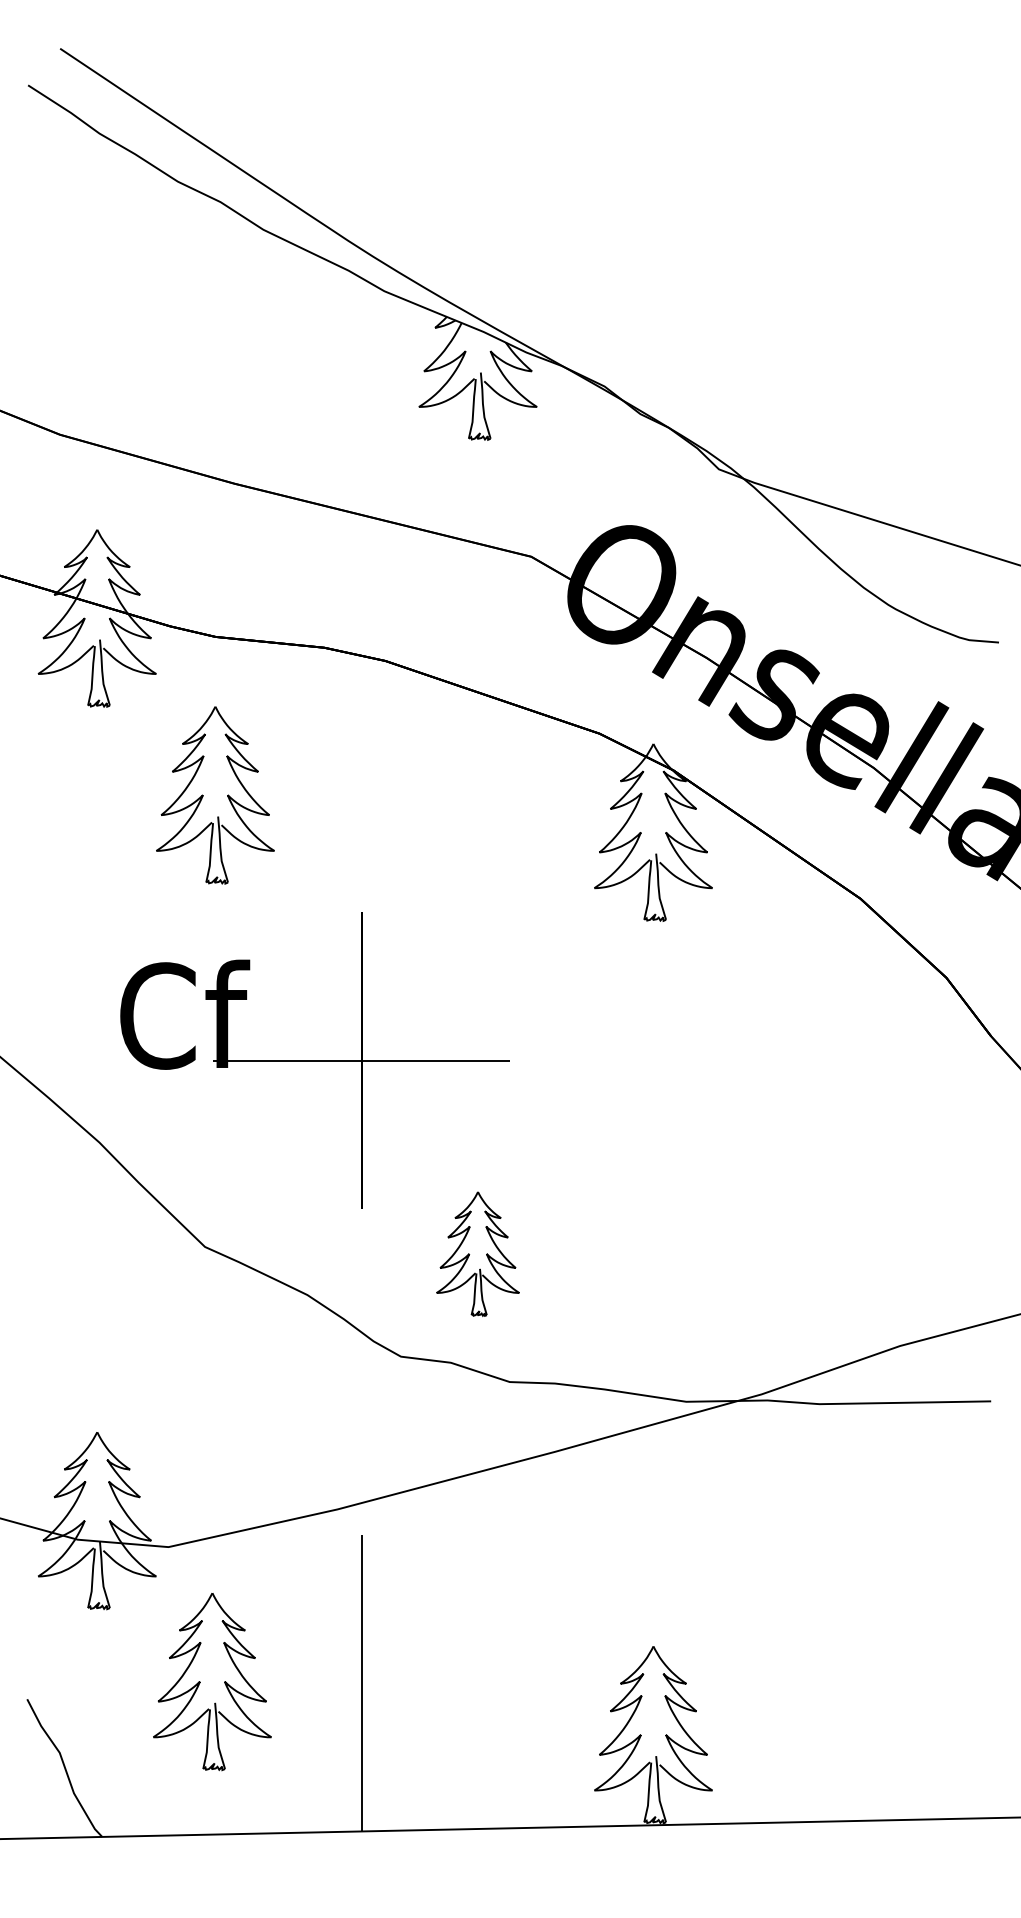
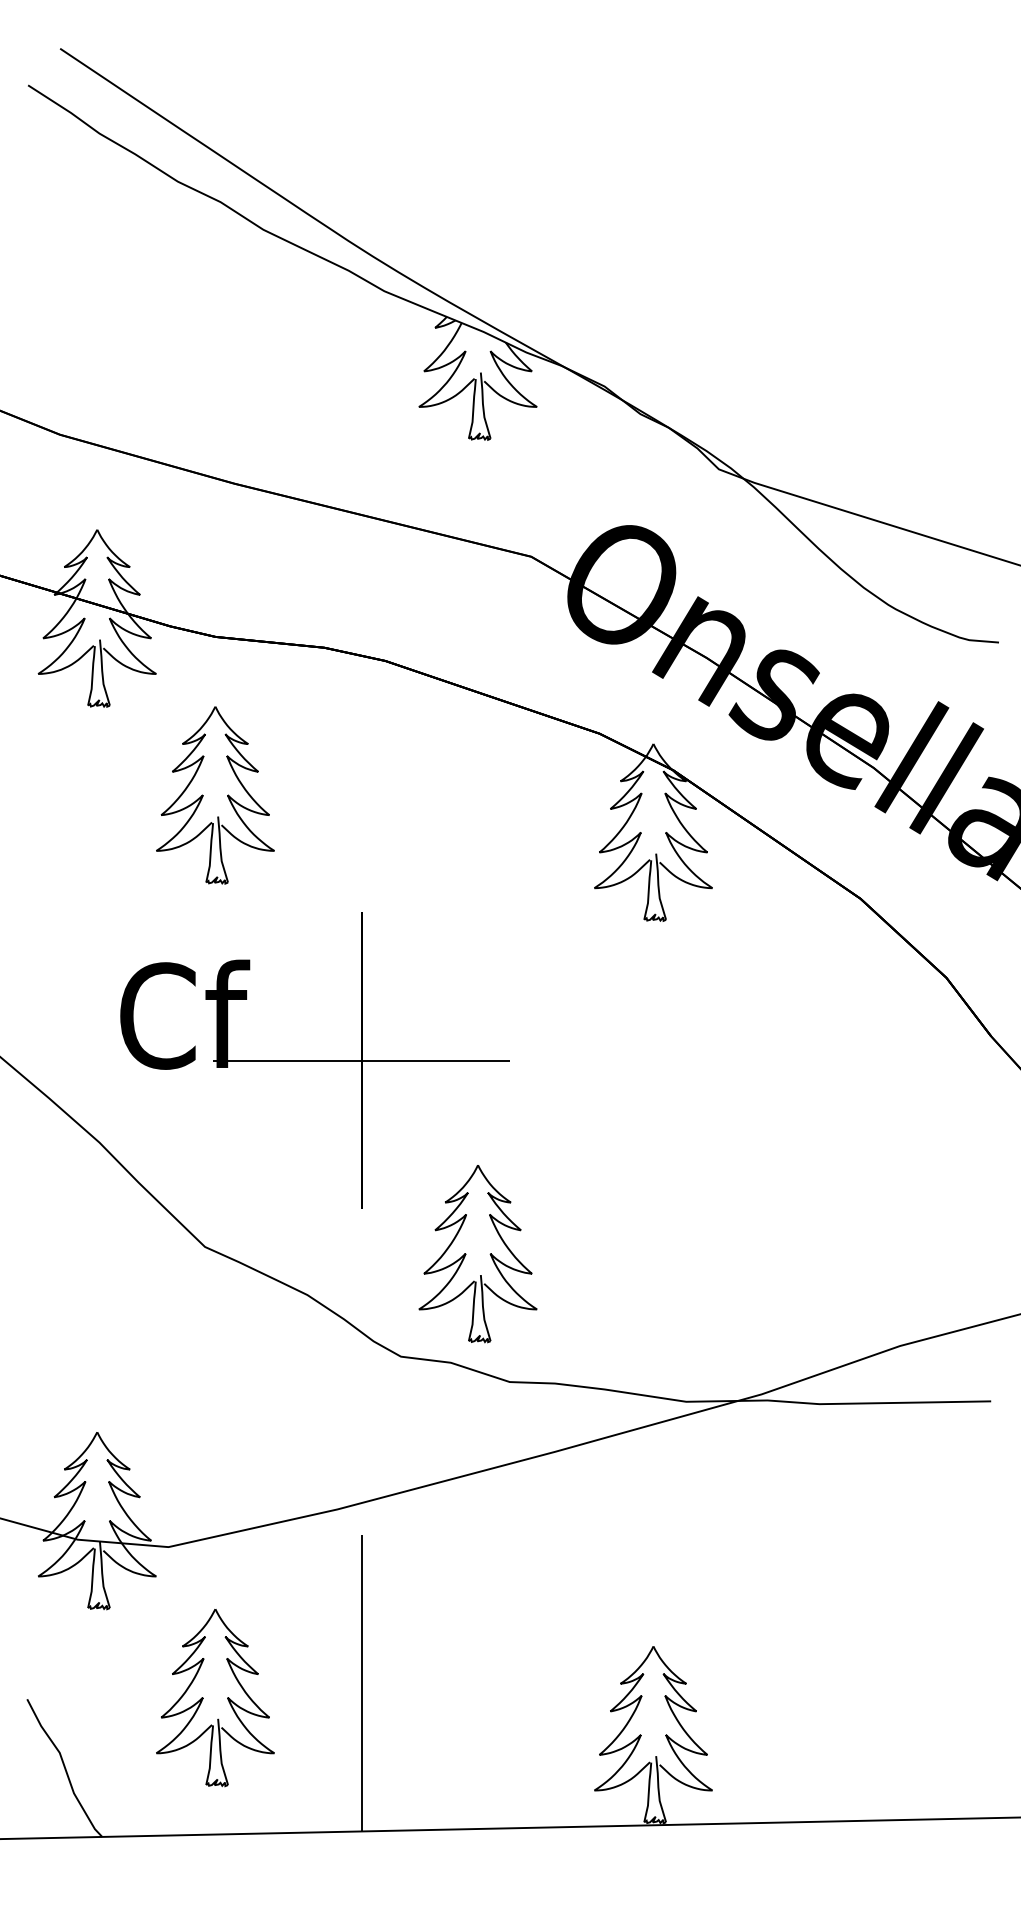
part size: 84x126 px -> 120x179 px (477, 1254)
part position: (200, 1682) -> (203, 1698) (203, 1698)
